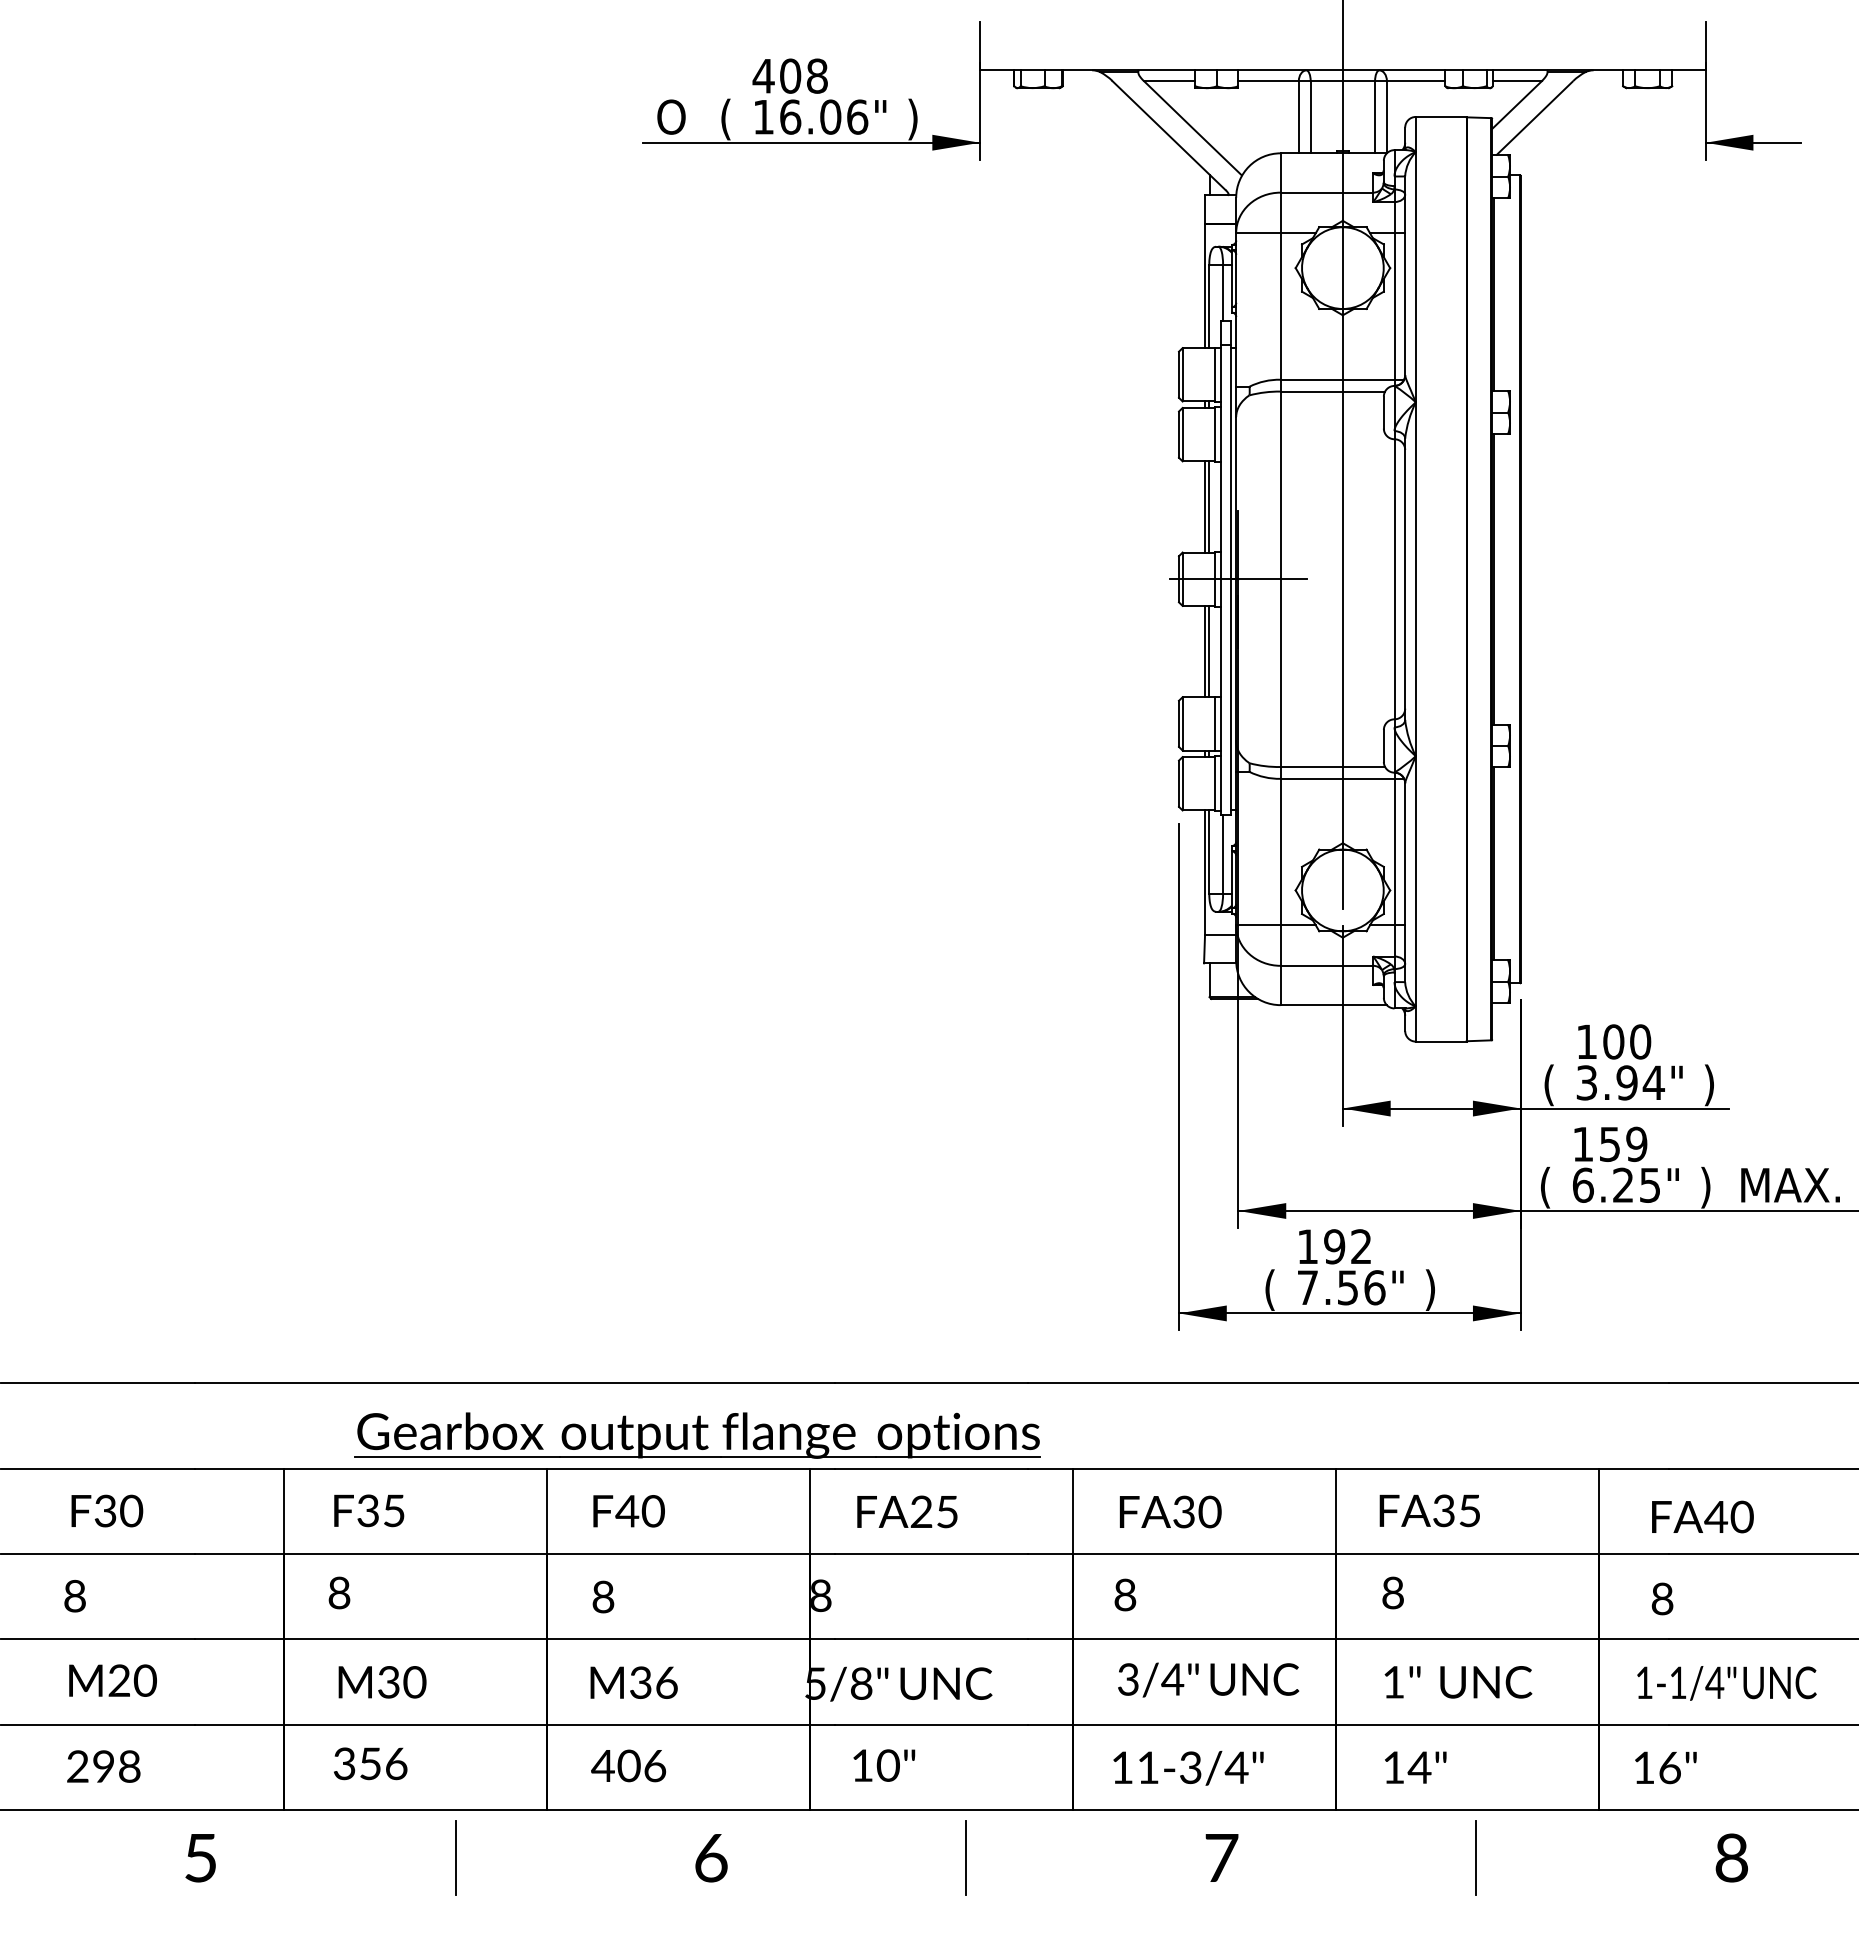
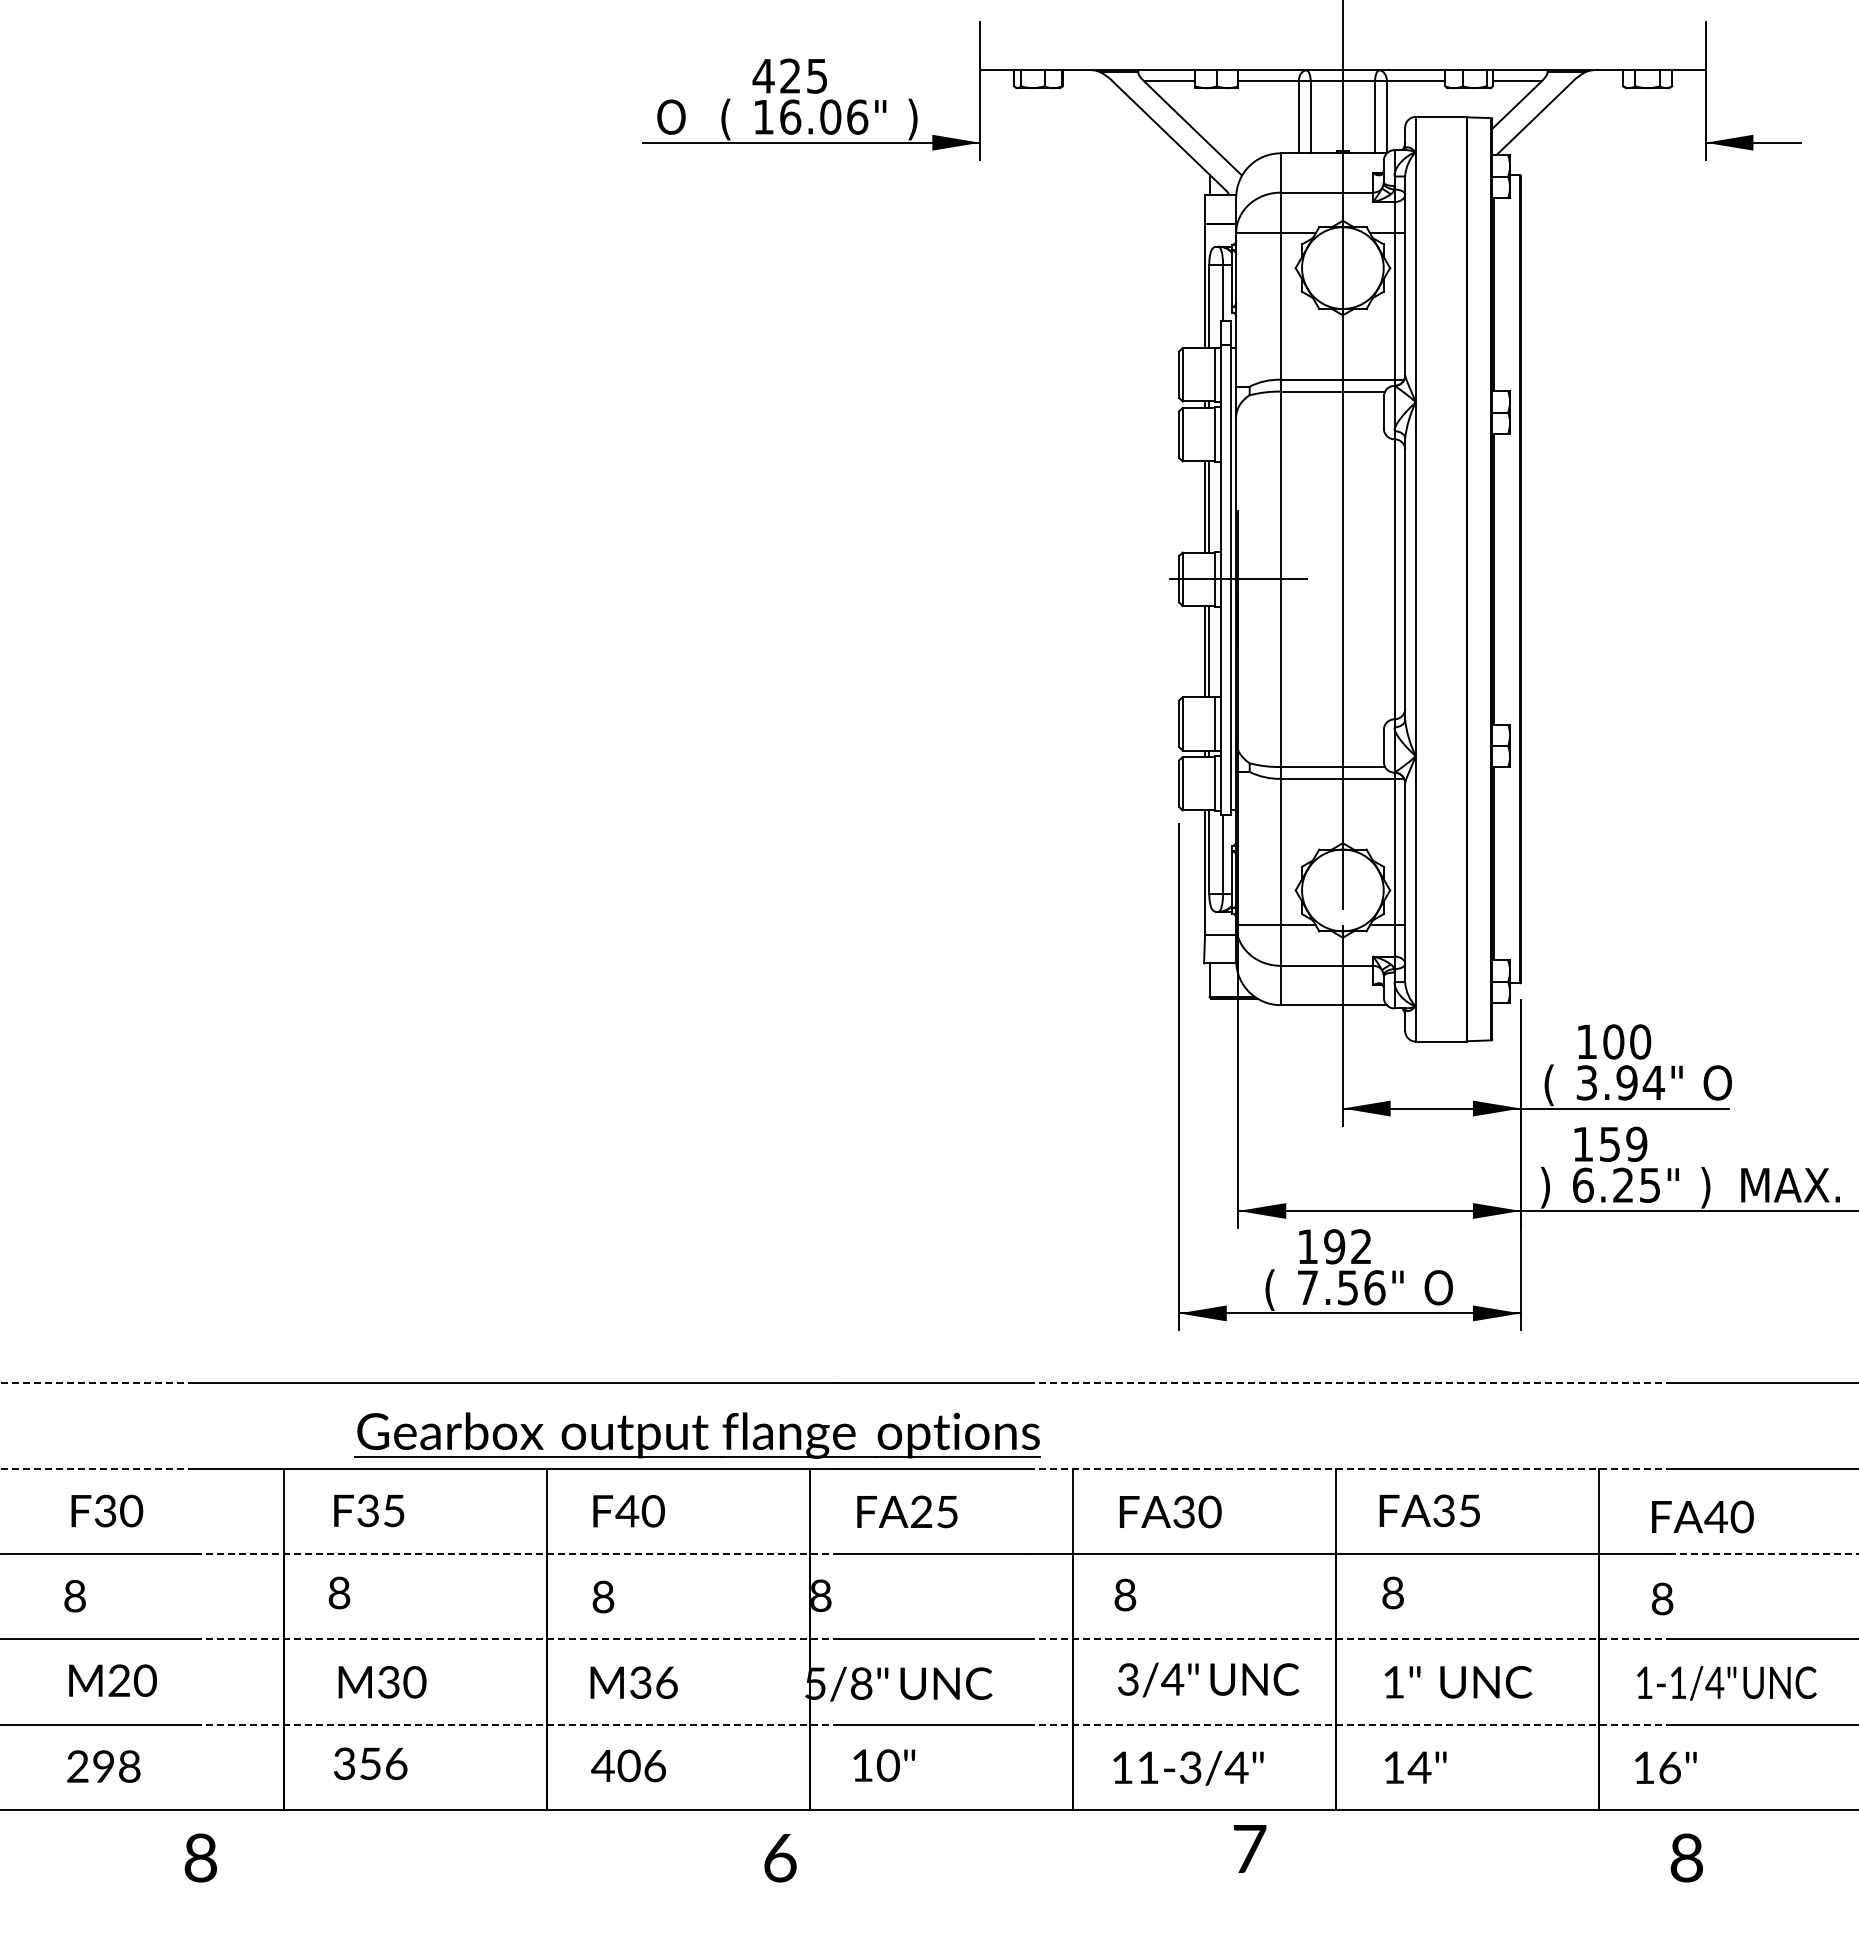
text: 408 -> 425 (803, 75)
text: ) -> O (1717, 1085)
text: ( -> ) (1545, 1187)
text: ) -> O (1438, 1289)
line: solid -> dashed (97, 1383)
line: solid -> dashed (1348, 1383)
line: solid -> dashed (97, 1468)
line: solid -> dashed (1348, 1468)
line: solid -> dashed (515, 1553)
line: solid -> dashed (1763, 1553)
line: solid -> dashed (515, 1639)
line: solid -> dashed (1348, 1639)
line: solid -> dashed (515, 1724)
line: solid -> dashed (1348, 1724)
text: 5 -> 8 (200, 1857)
line: present -> none (455, 1857)
line: present -> none (965, 1857)
text position: (1221, 1857) -> (1249, 1848) (1249, 1848)
line: present -> none (1476, 1857)
text position: (1731, 1857) -> (1686, 1857) (1686, 1857)
text position: (711, 1858) -> (780, 1858) (780, 1858)
